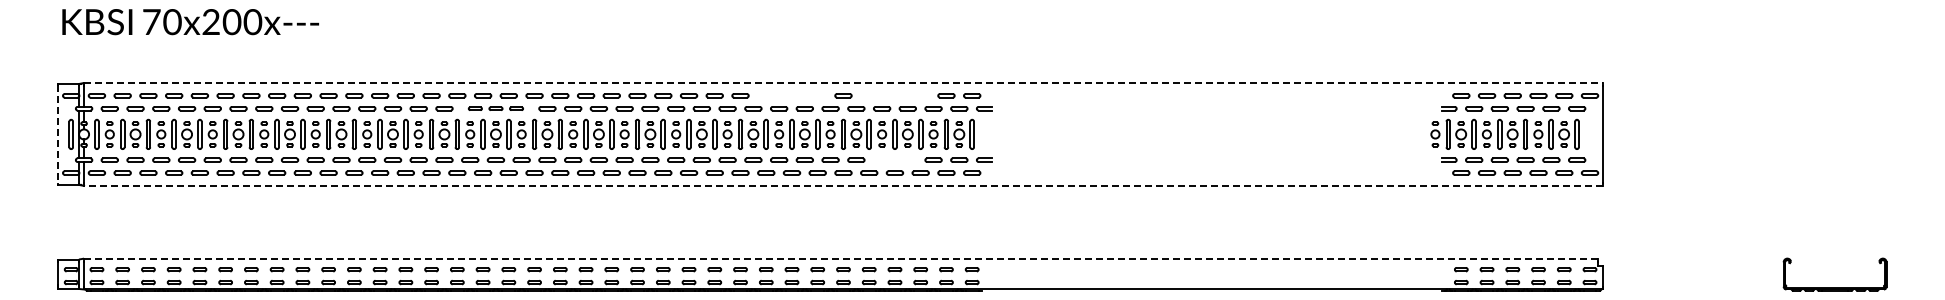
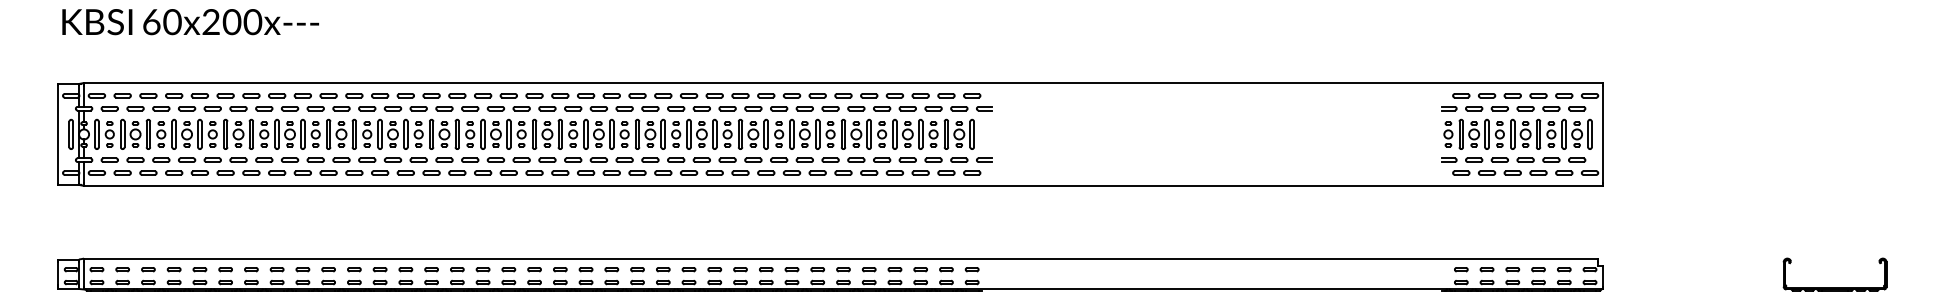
text: 70x200x--- -> 60x200x--- (151, 22)
line: dashed -> solid (843, 82)
part: none -> present (791, 95)
part: none -> present (894, 95)
part size: 57x5 px -> 70x6 px (495, 108)
part position: (1504, 133) -> (1517, 133) (1517, 133)
line: dashed -> solid (58, 134)
part: none -> present (894, 159)
line: dashed -> solid (842, 185)
line: dashed -> solid (840, 258)
